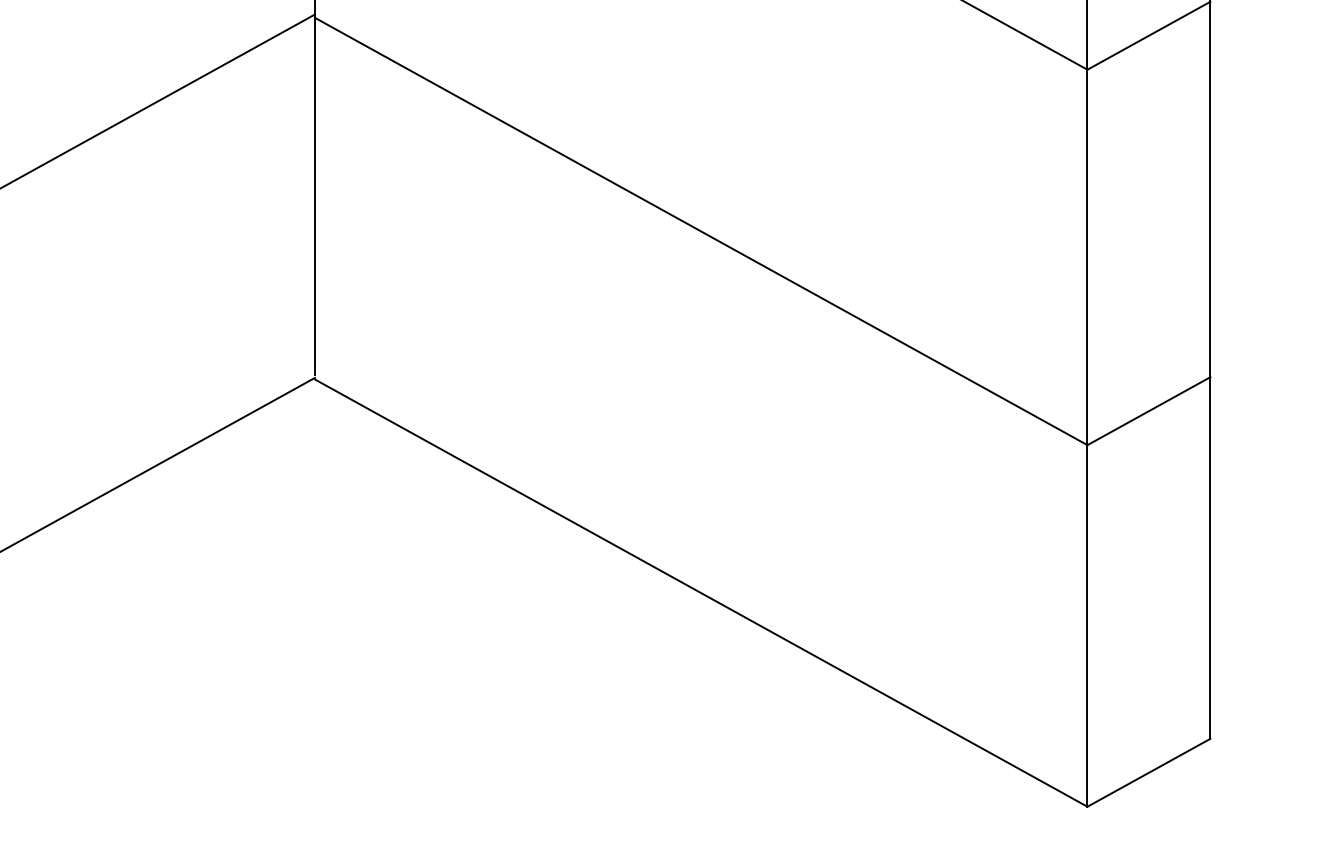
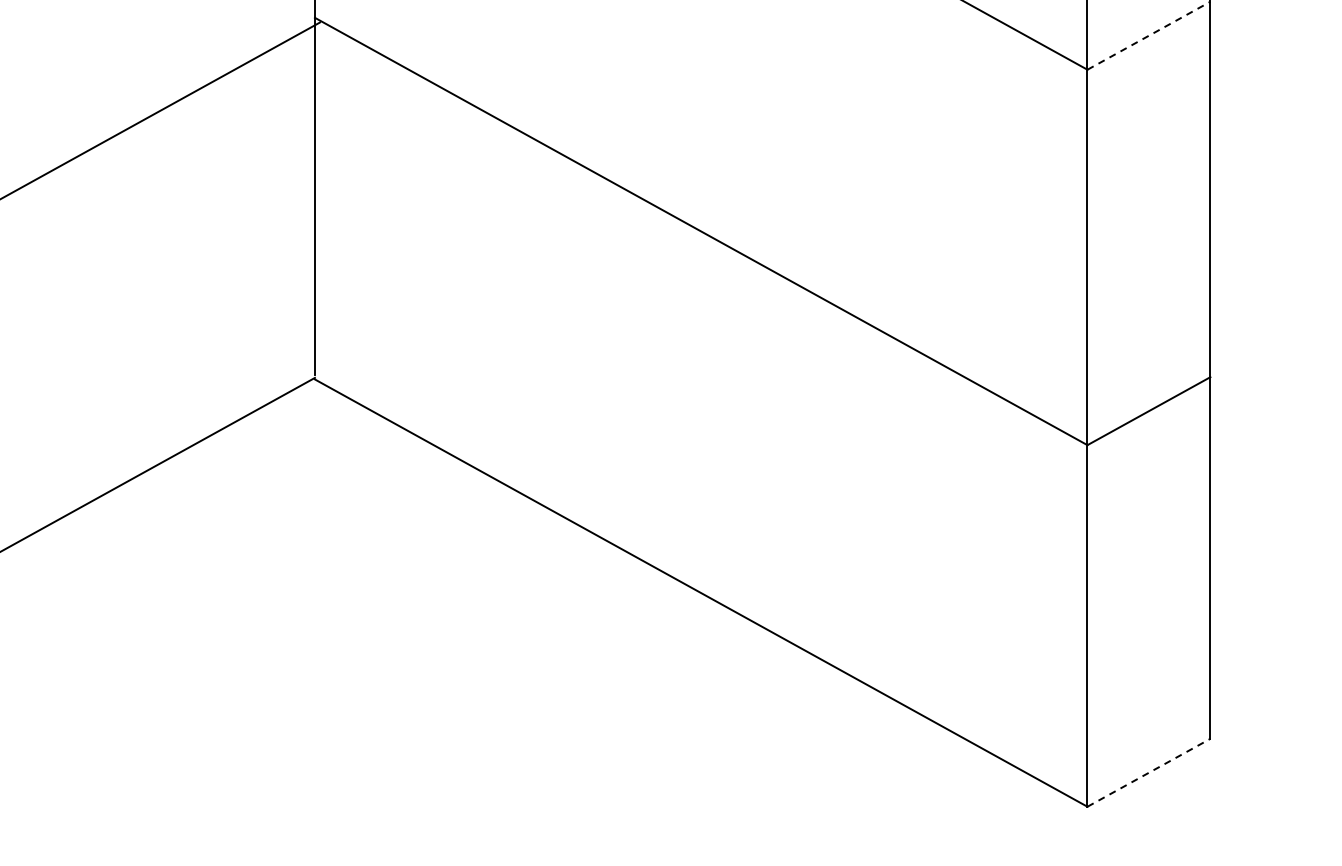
line: solid -> dashed (1149, 35)
line position: (158, 100) -> (160, 110) (160, 110)
line: solid -> dashed (1149, 772)
